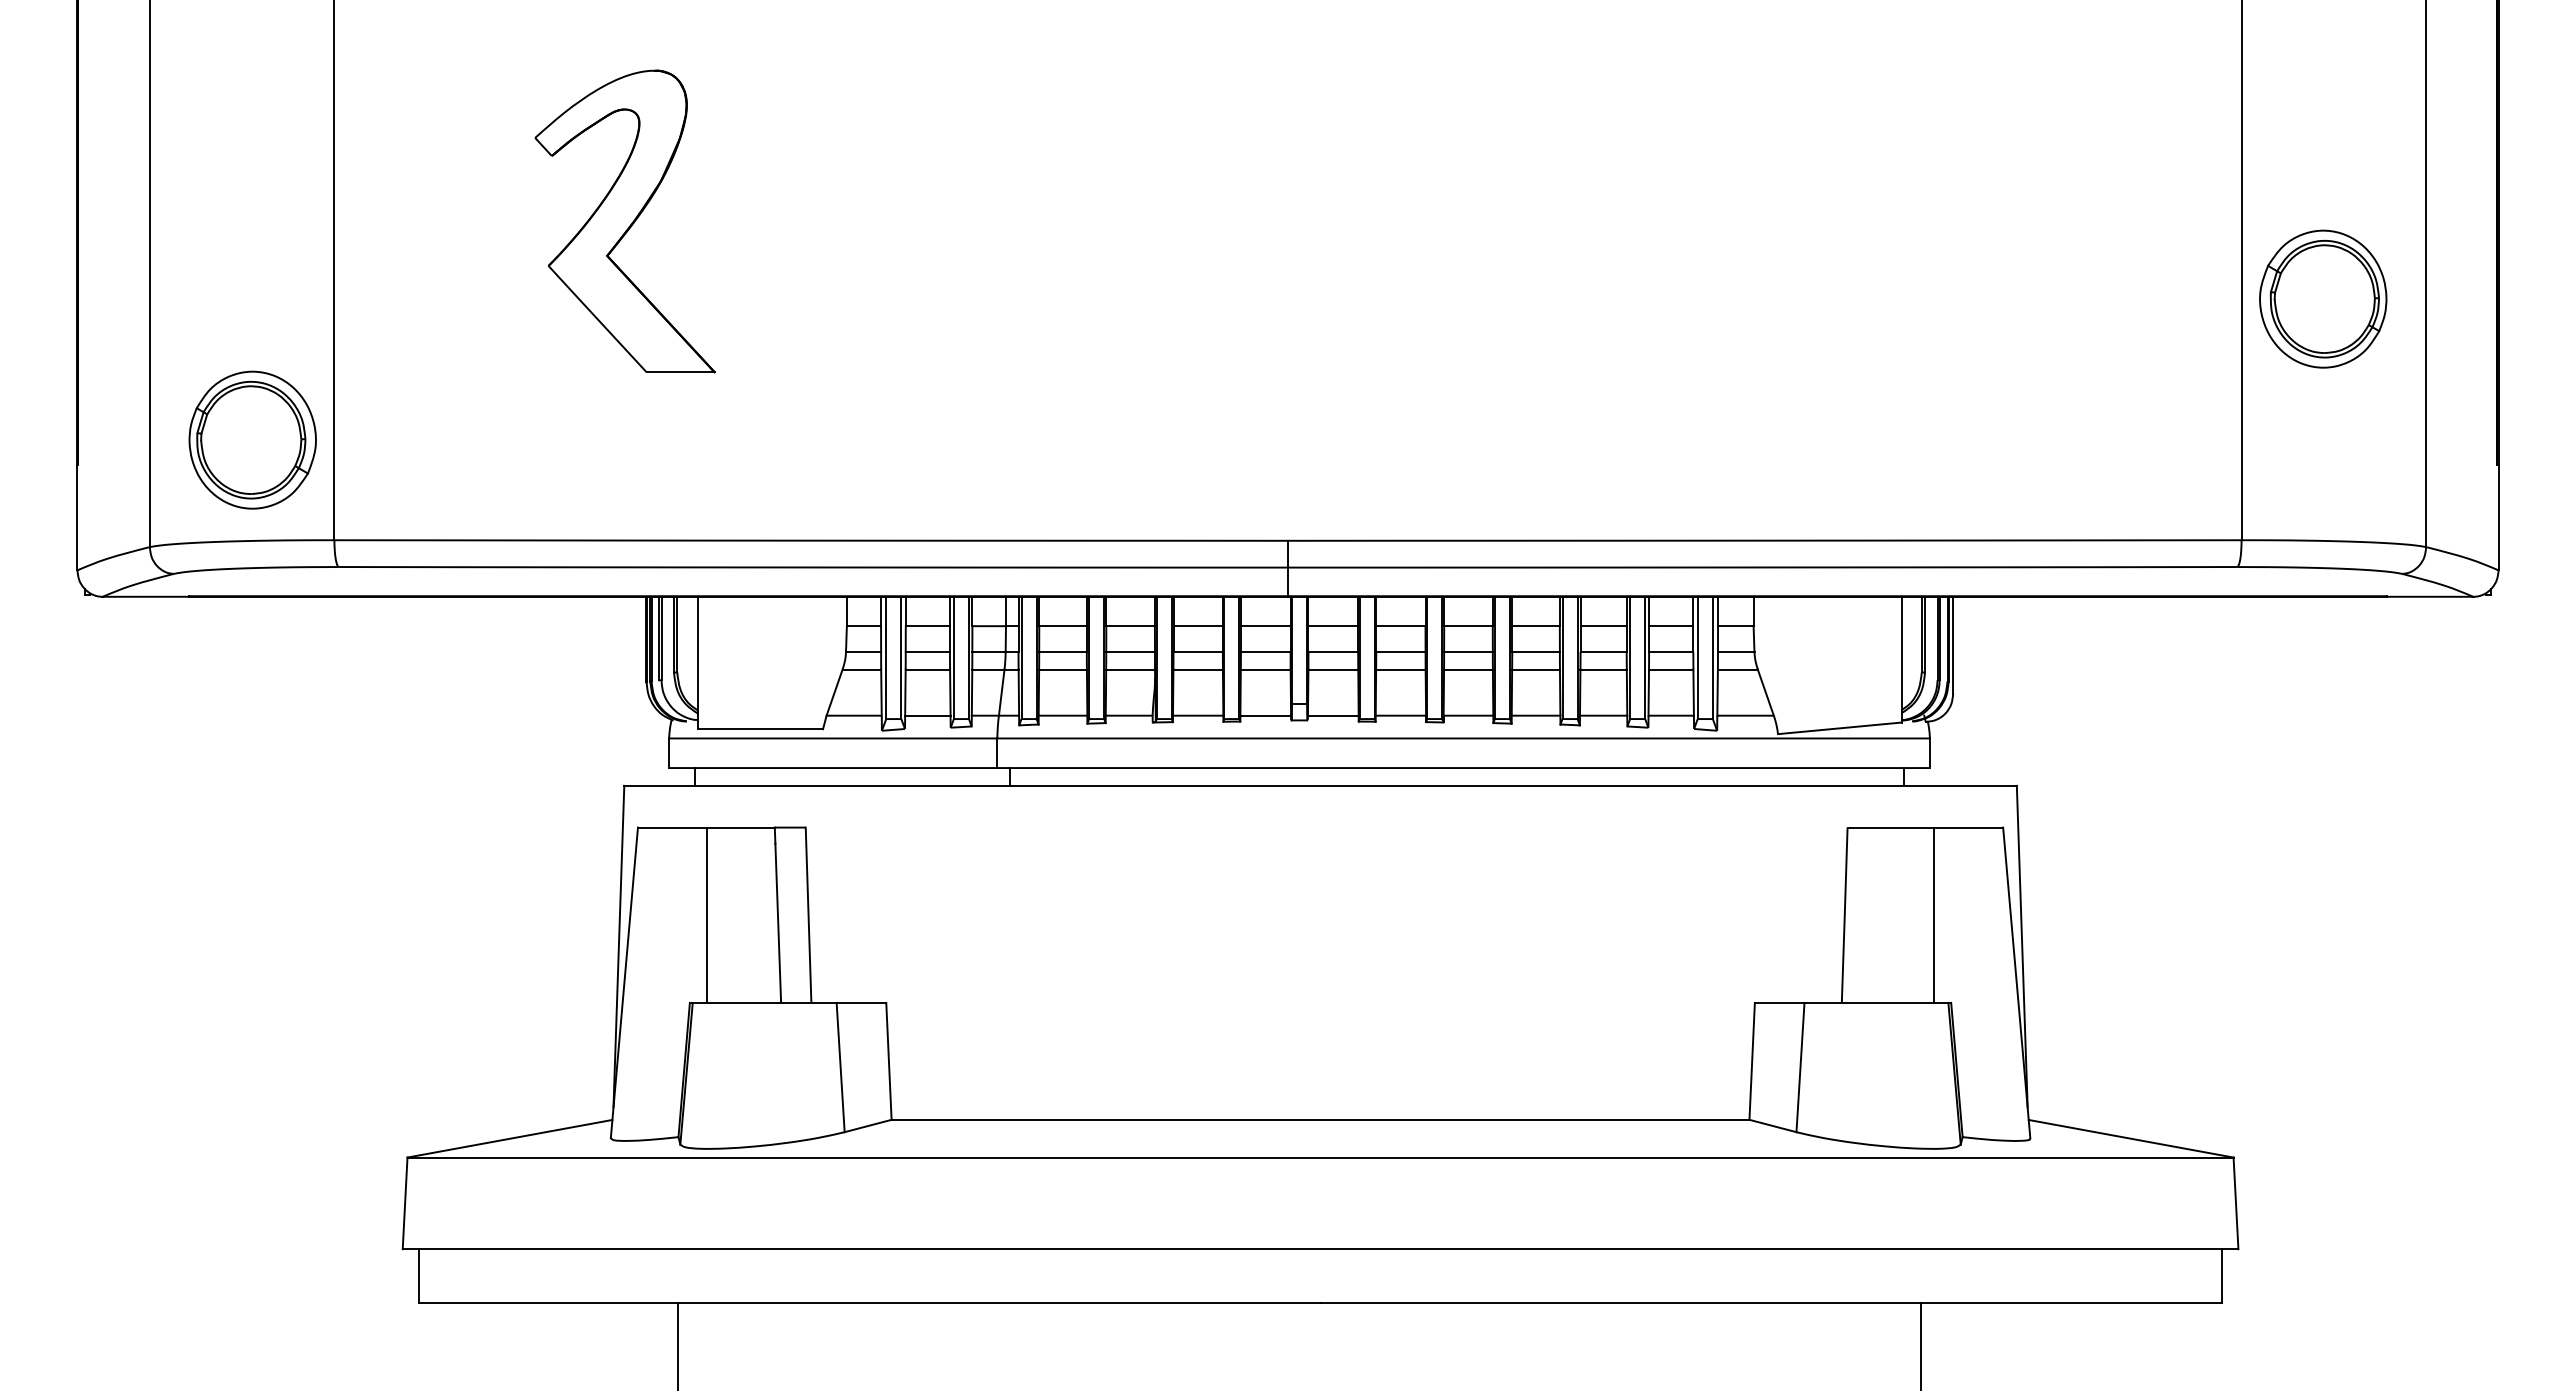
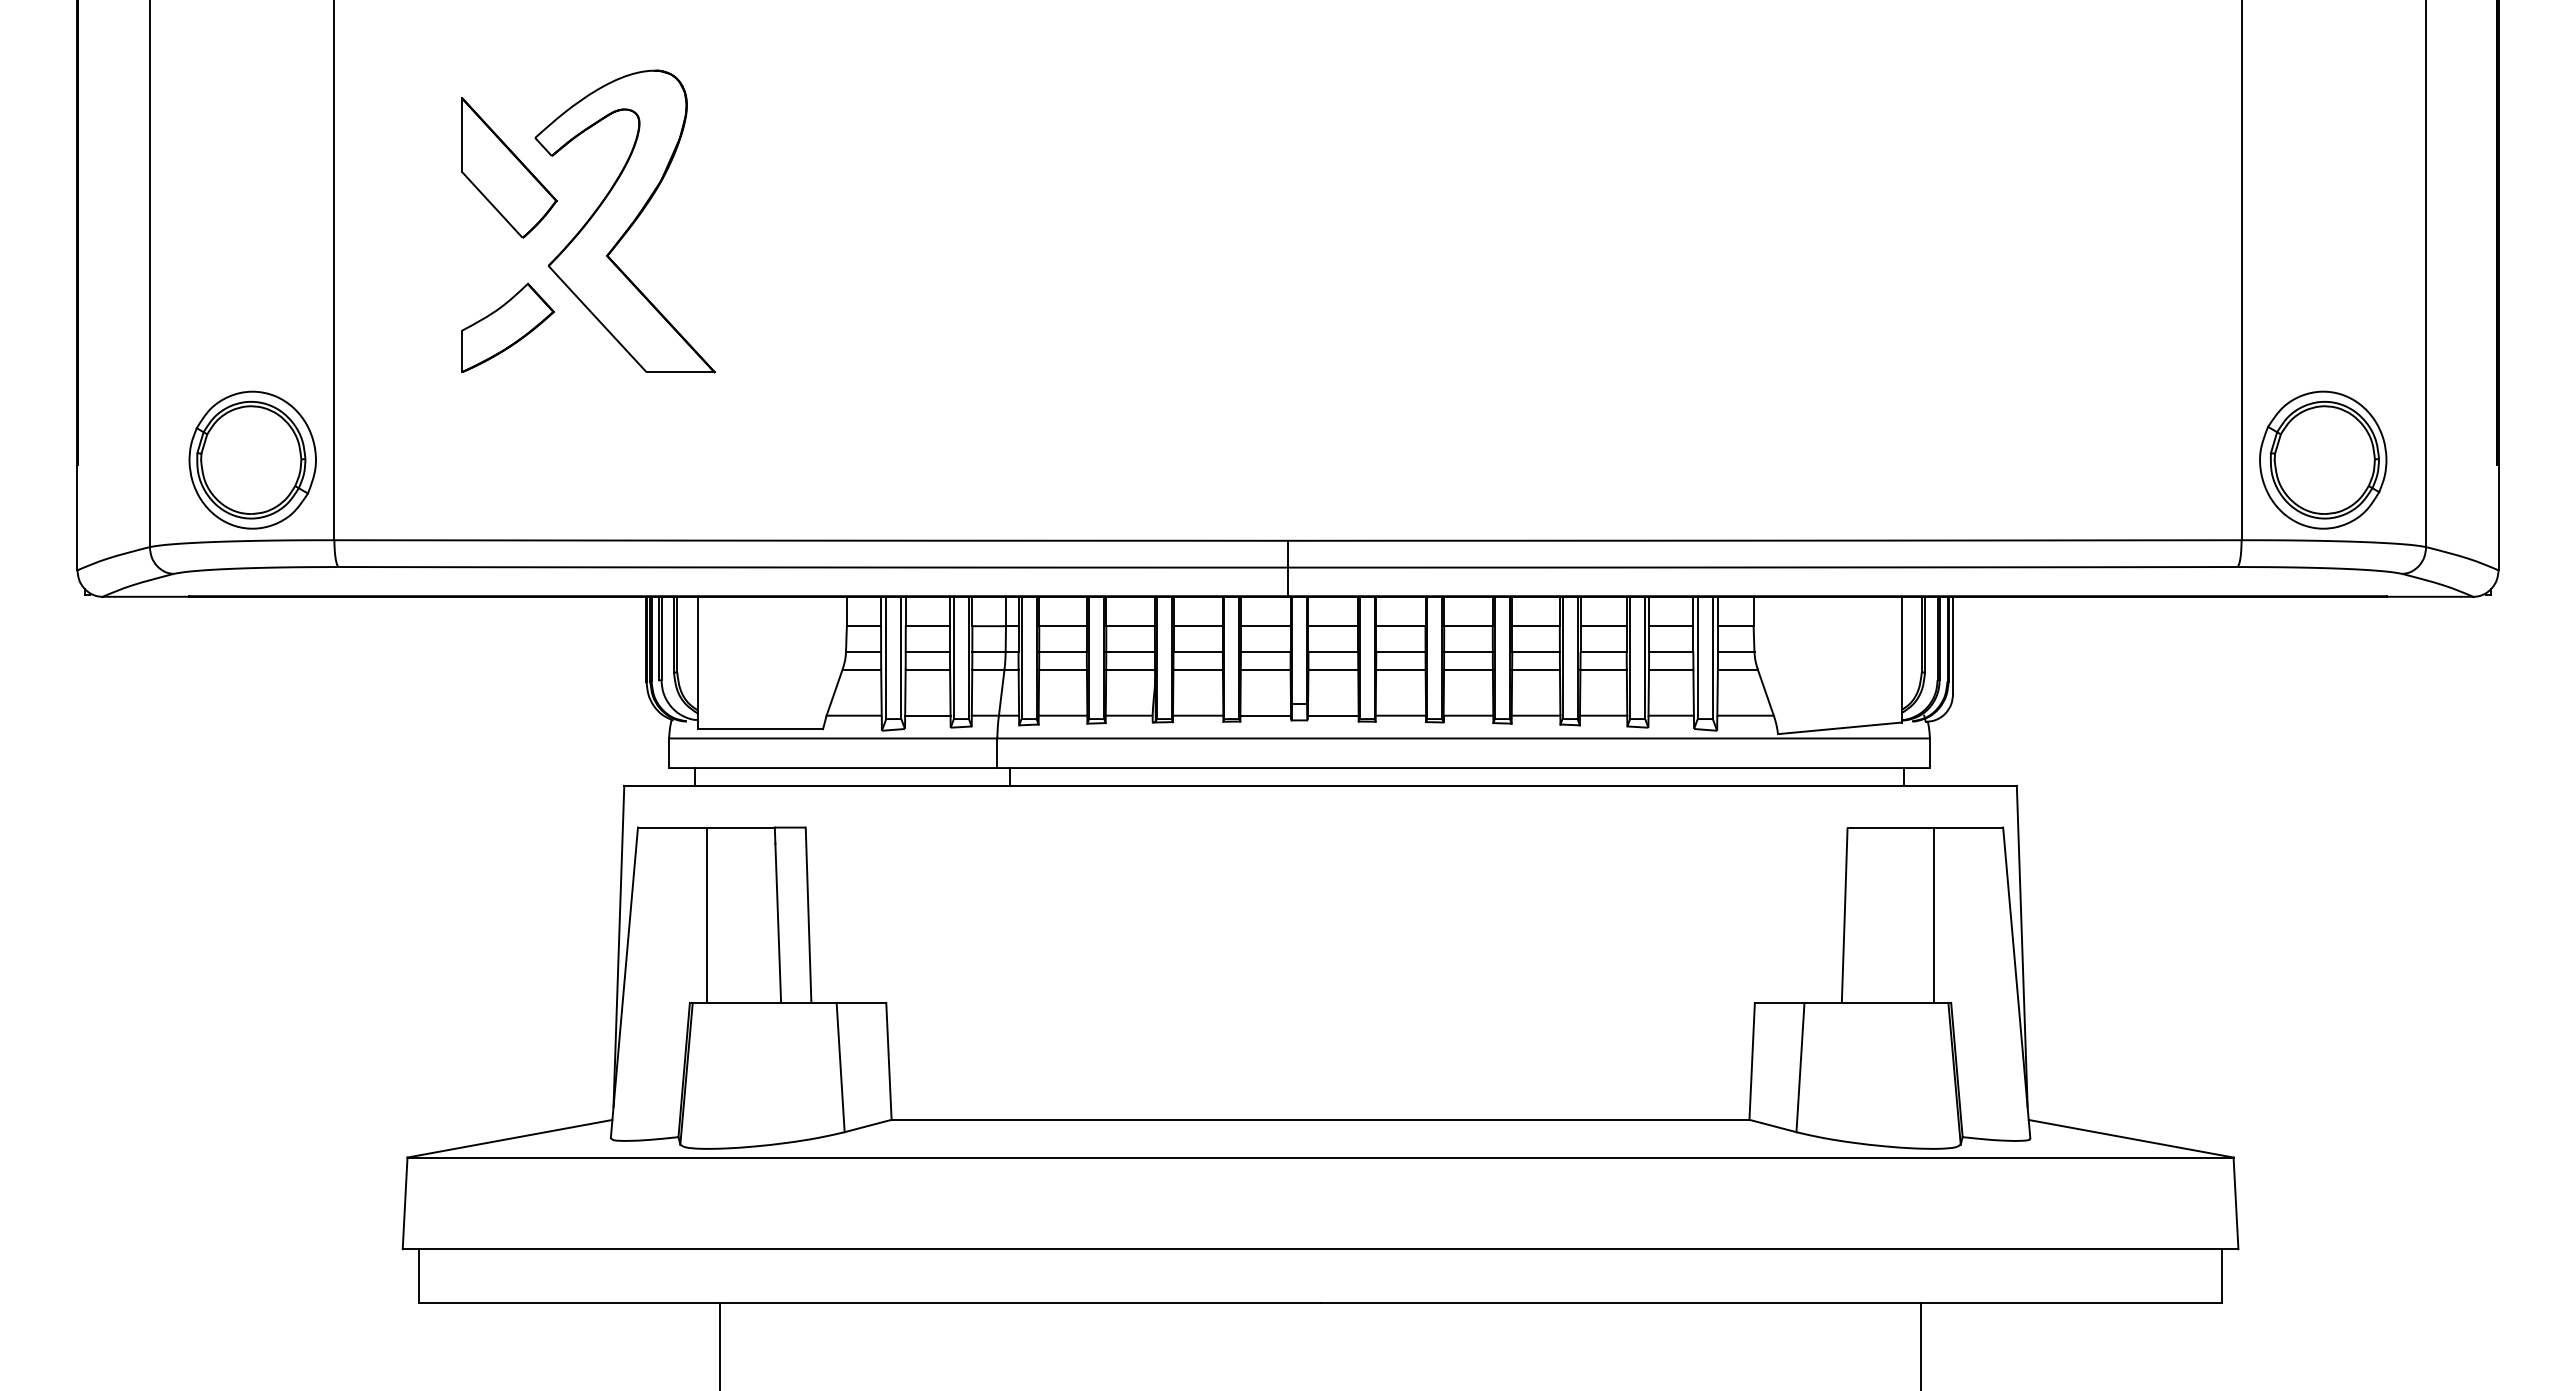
part: none -> present (509, 167)
part position: (2323, 298) -> (2323, 459) (2323, 459)
part: none -> present (507, 327)
part position: (252, 439) -> (252, 459) (252, 459)
line position: (678, 1345) -> (720, 1345) (720, 1345)
